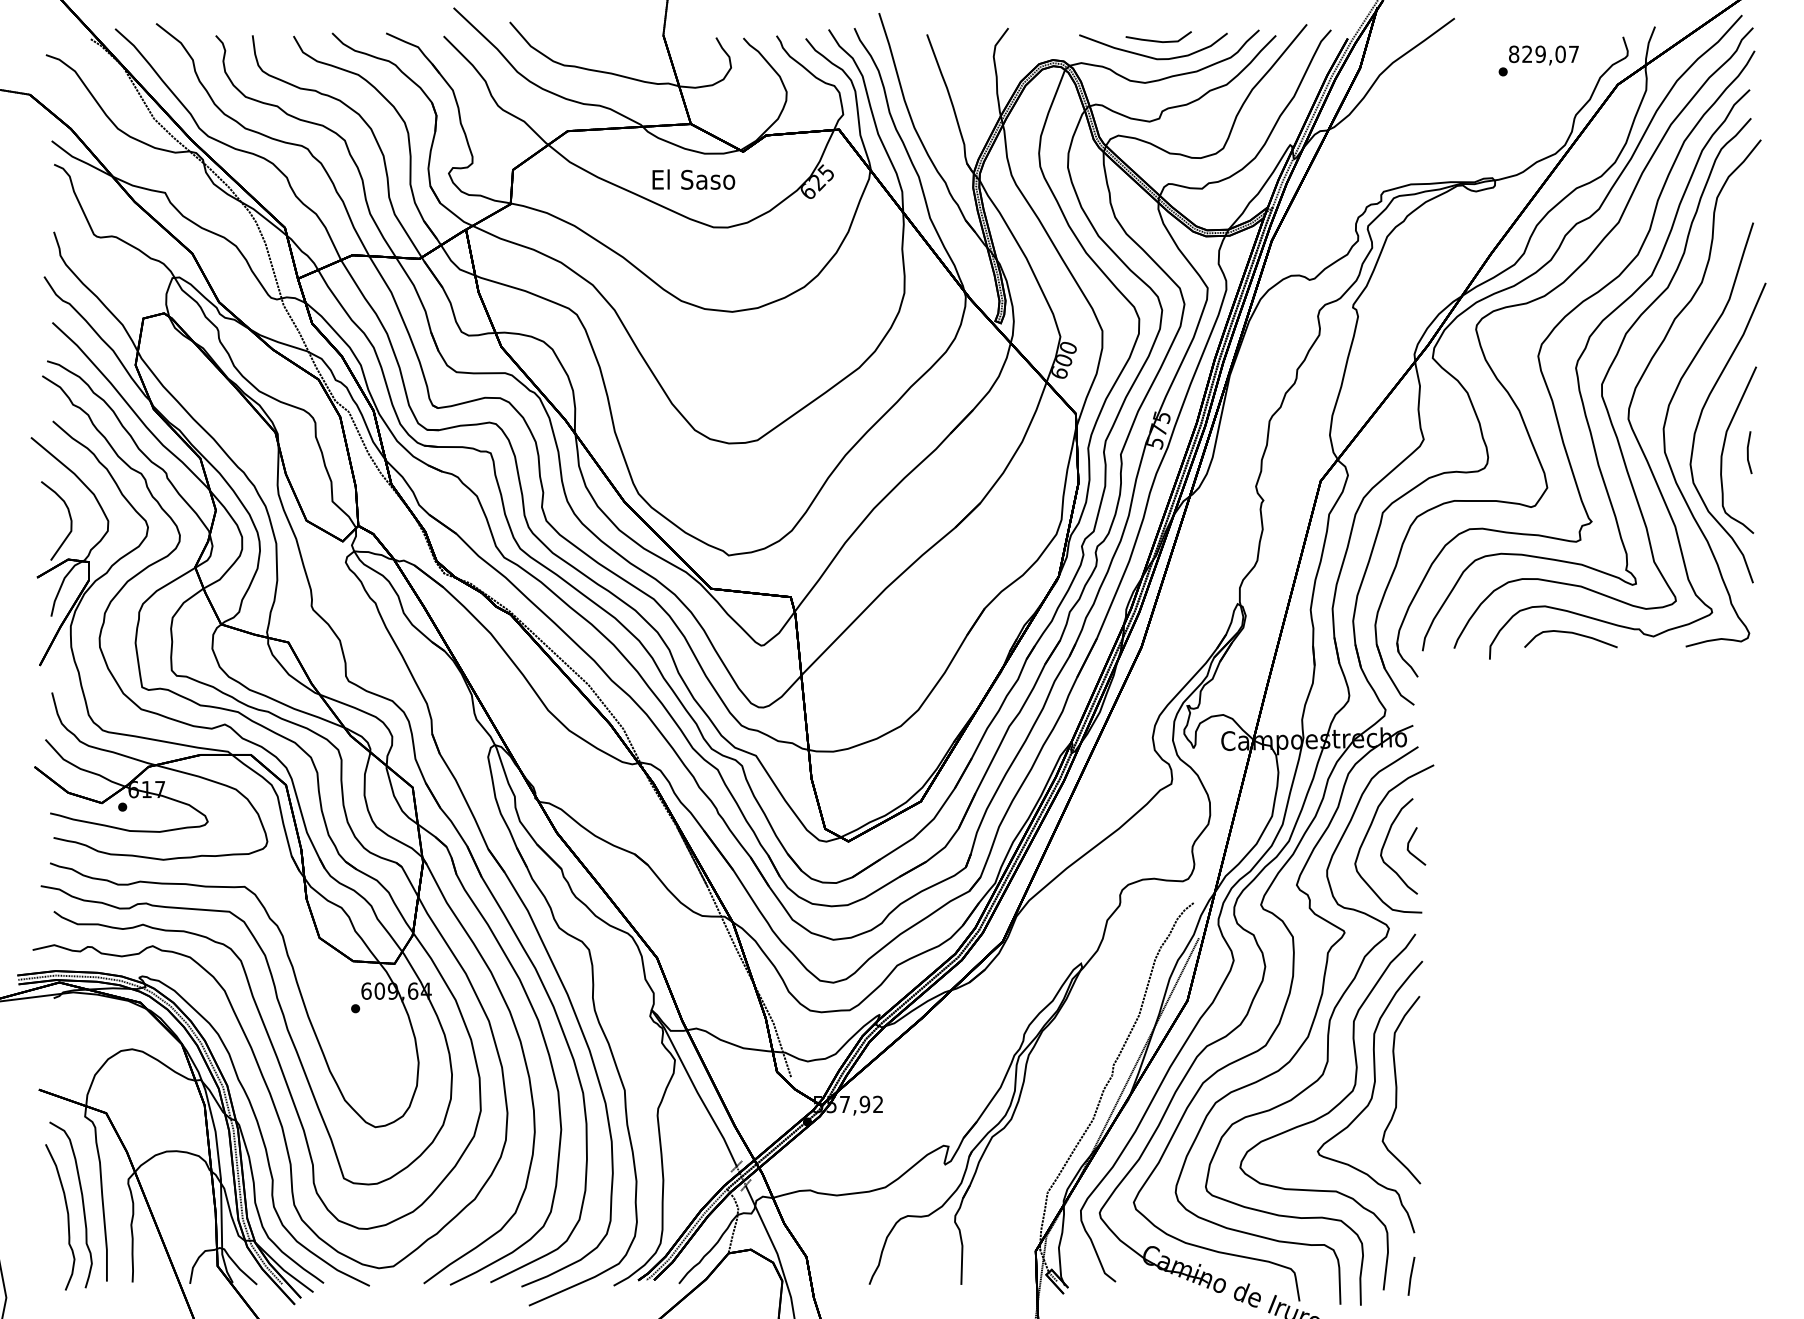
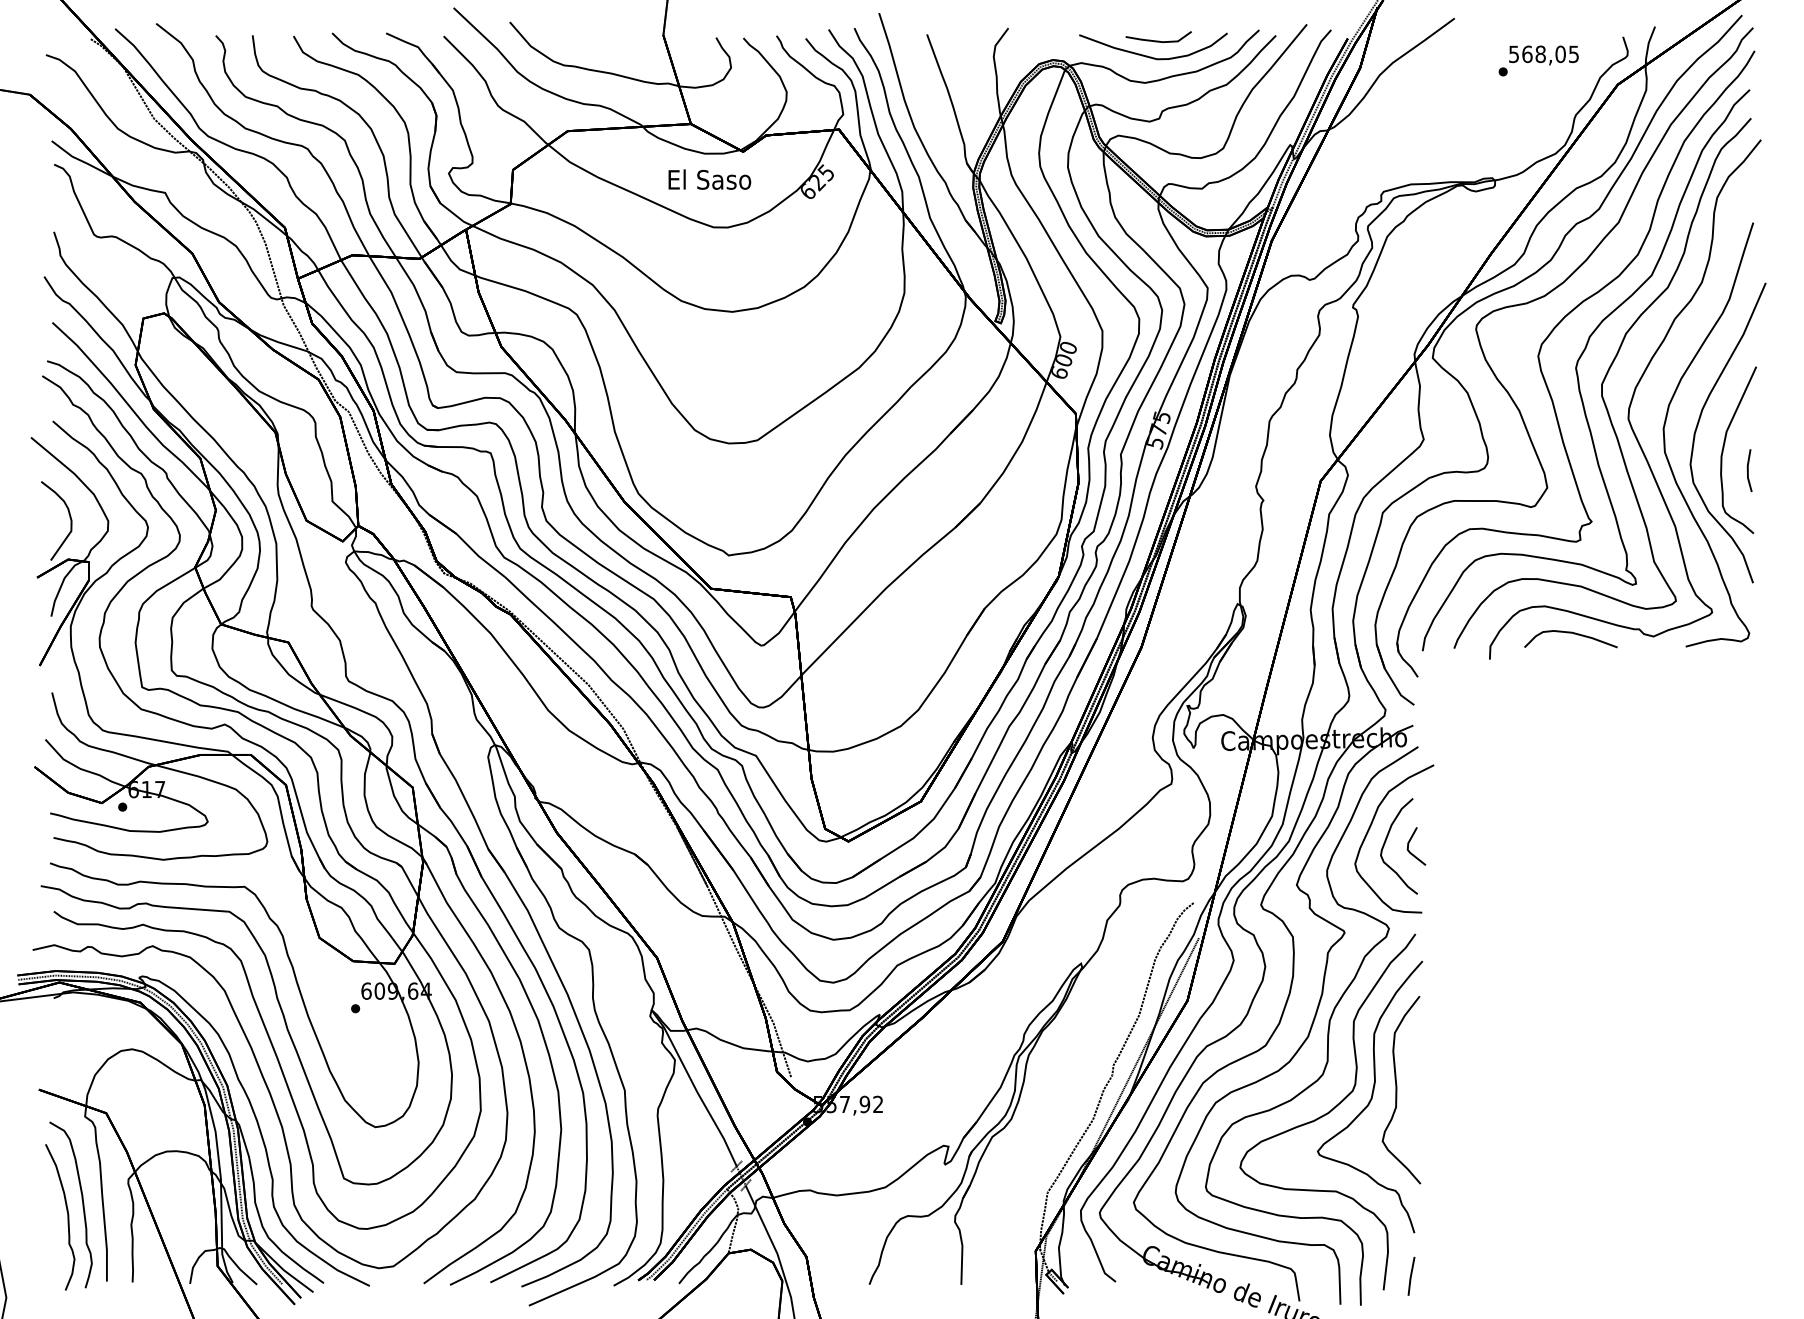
text: 829,07 -> 568,05 (1543, 54)
text position: (693, 179) -> (709, 179) (709, 179)
part position: (1749, 452) -> (1749, 470) (1749, 470)
